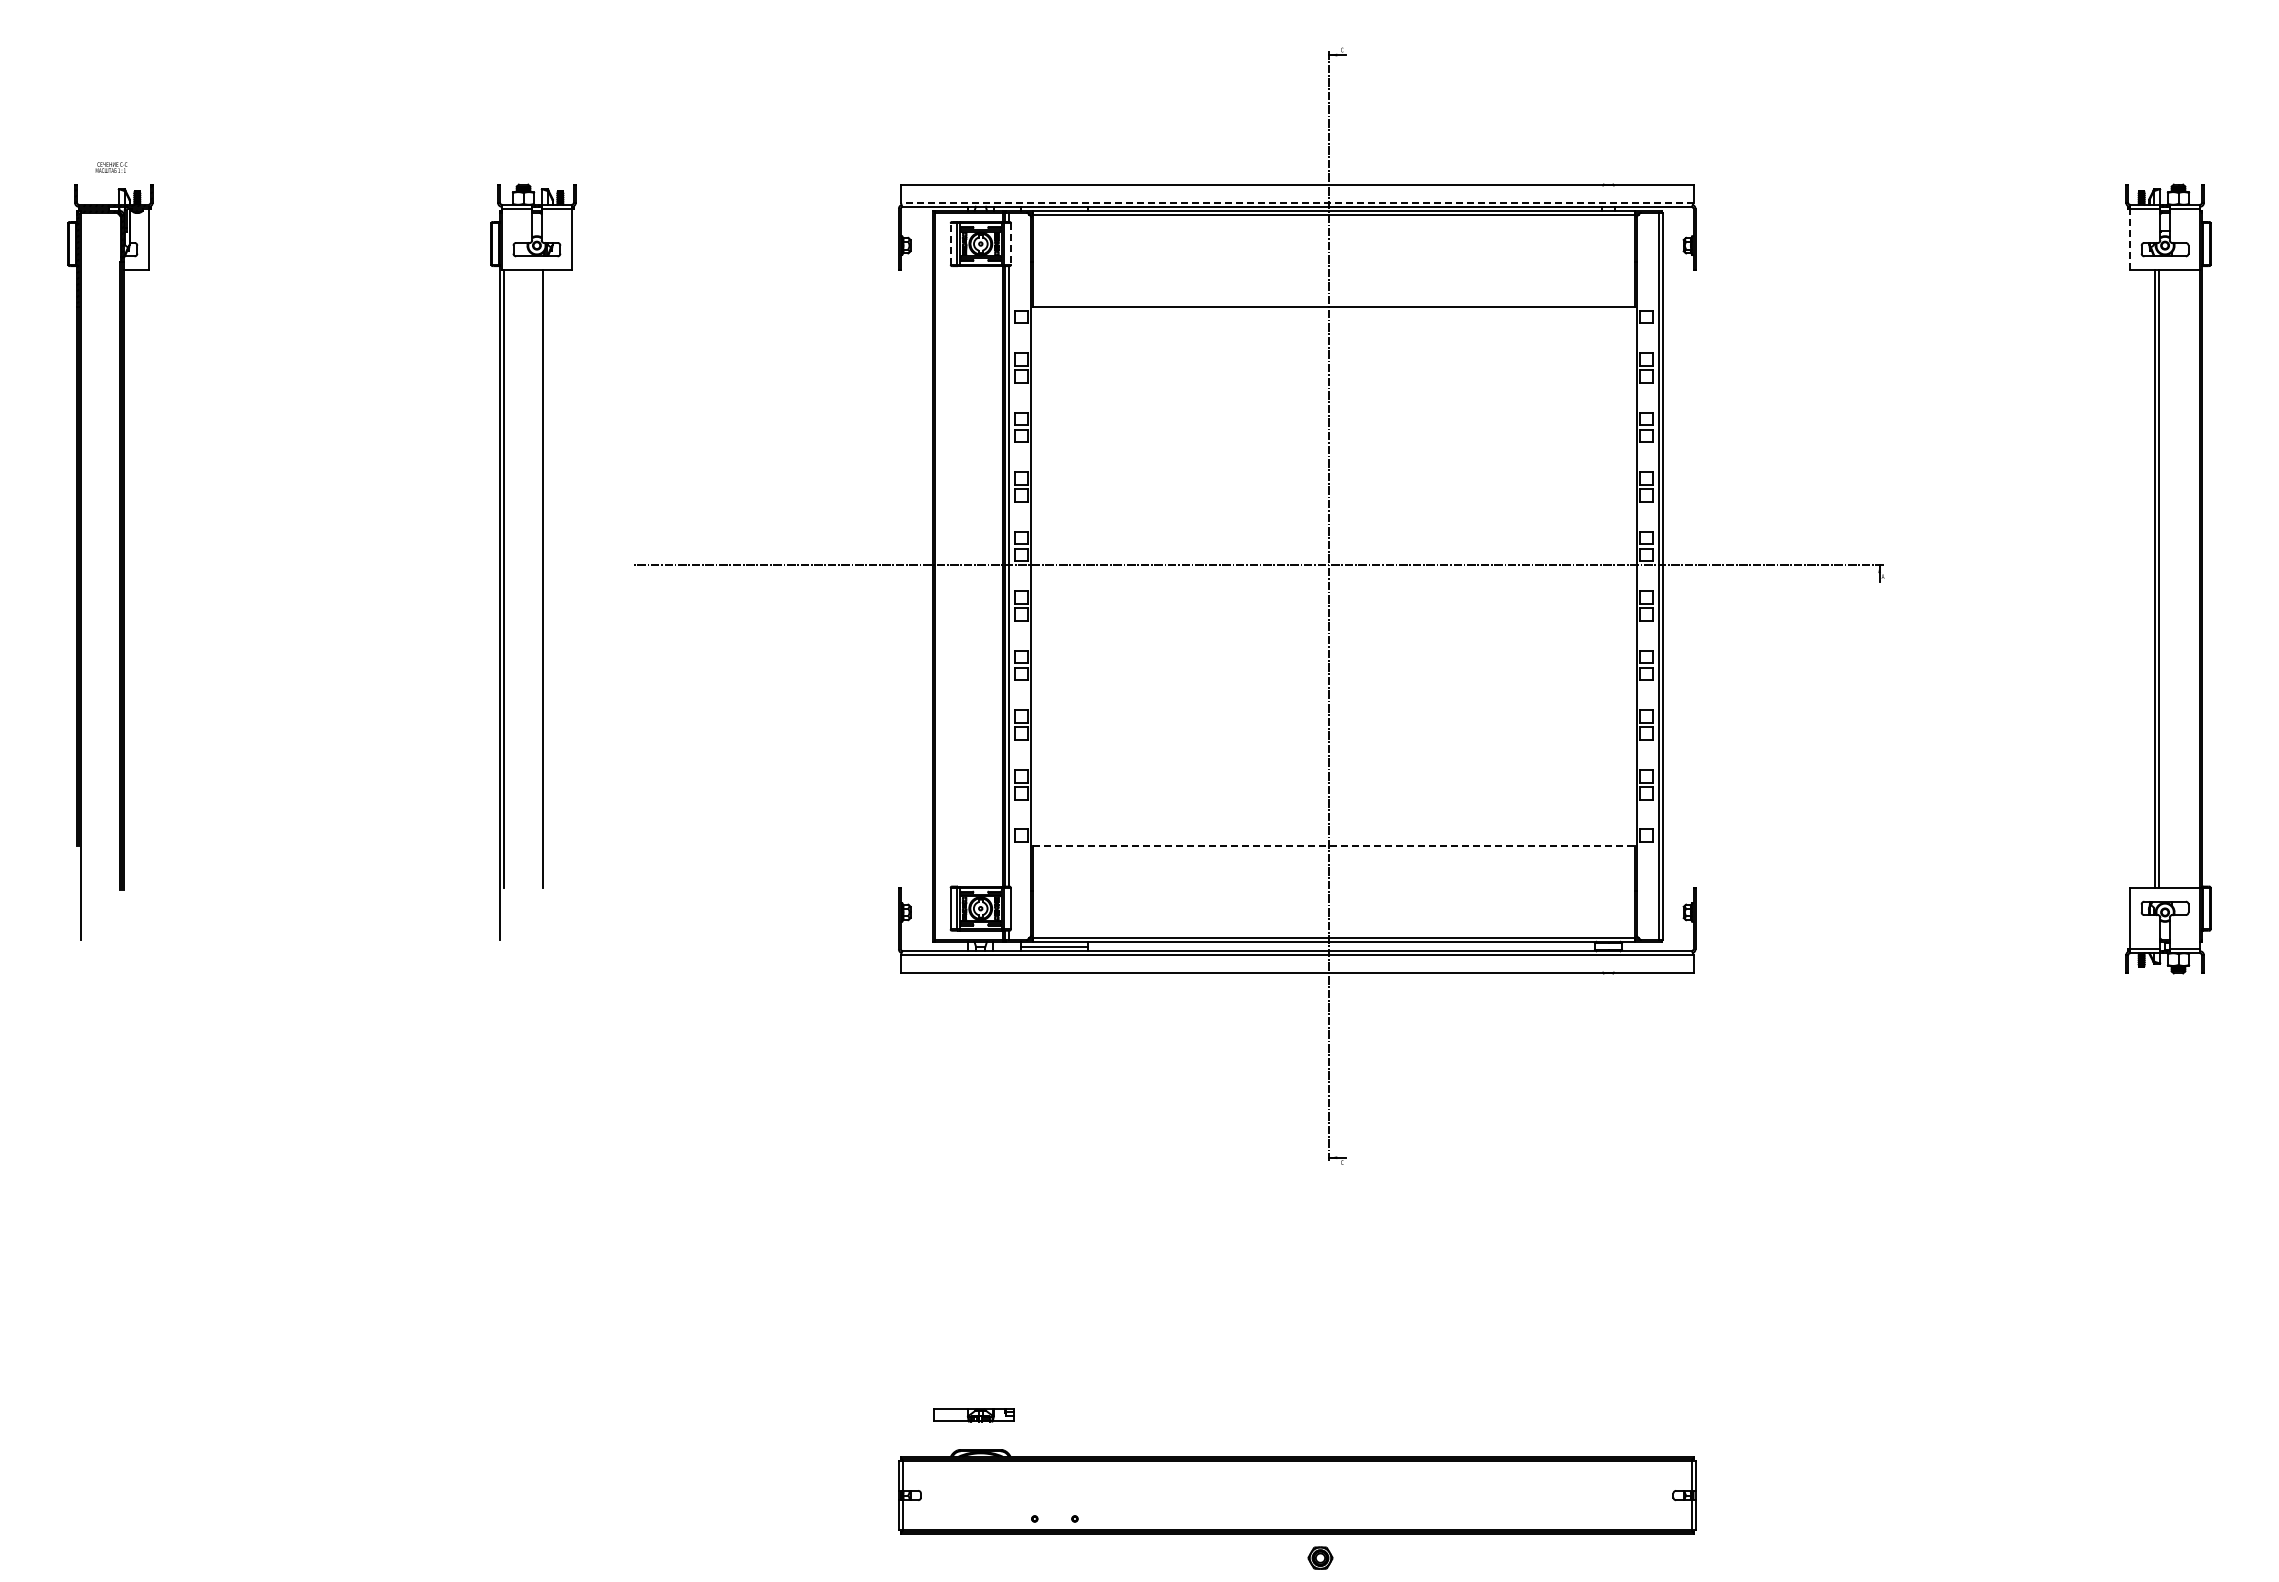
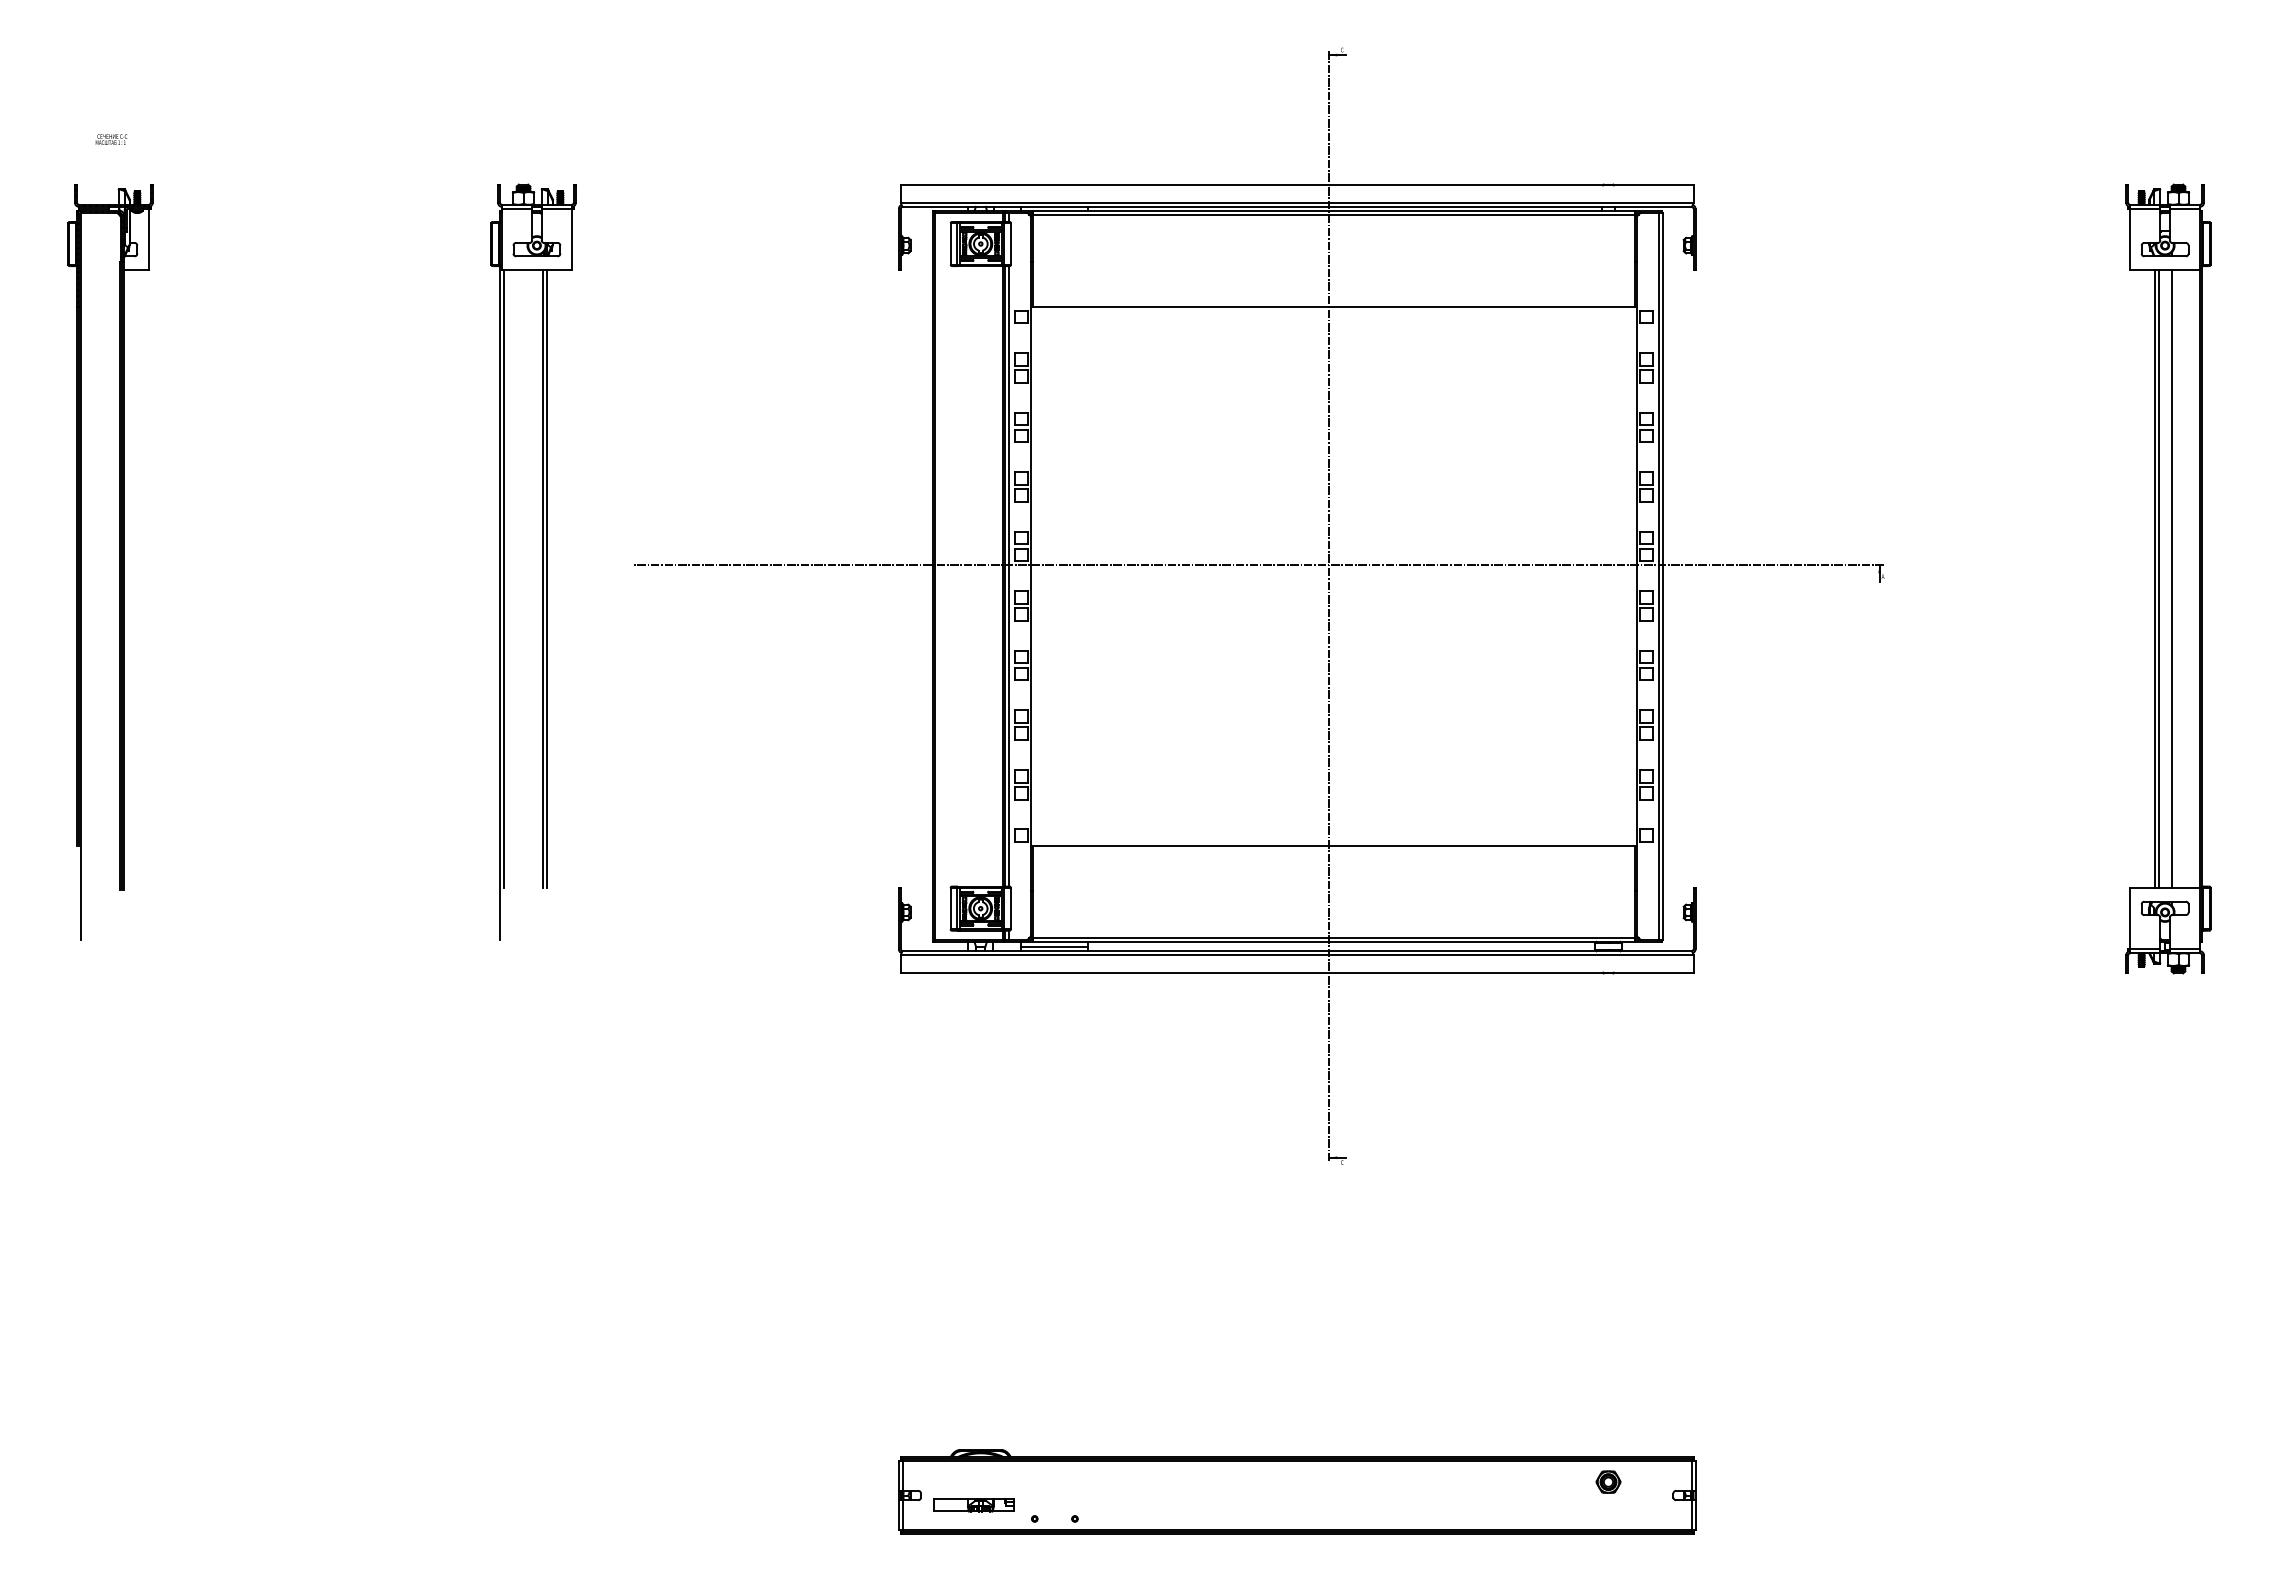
text position: (111, 167) -> (111, 139) (111, 139)
line: dashed -> solid (1296, 202)
line: dashed -> solid (2130, 239)
line: dashed -> solid (950, 244)
line: dashed -> solid (1010, 244)
line: none -> present (546, 578)
line: none -> present (2171, 578)
line: dashed -> solid (1334, 846)
part position: (973, 1415) -> (973, 1505) (973, 1505)
part position: (1320, 1557) -> (1608, 1481) (1608, 1481)
